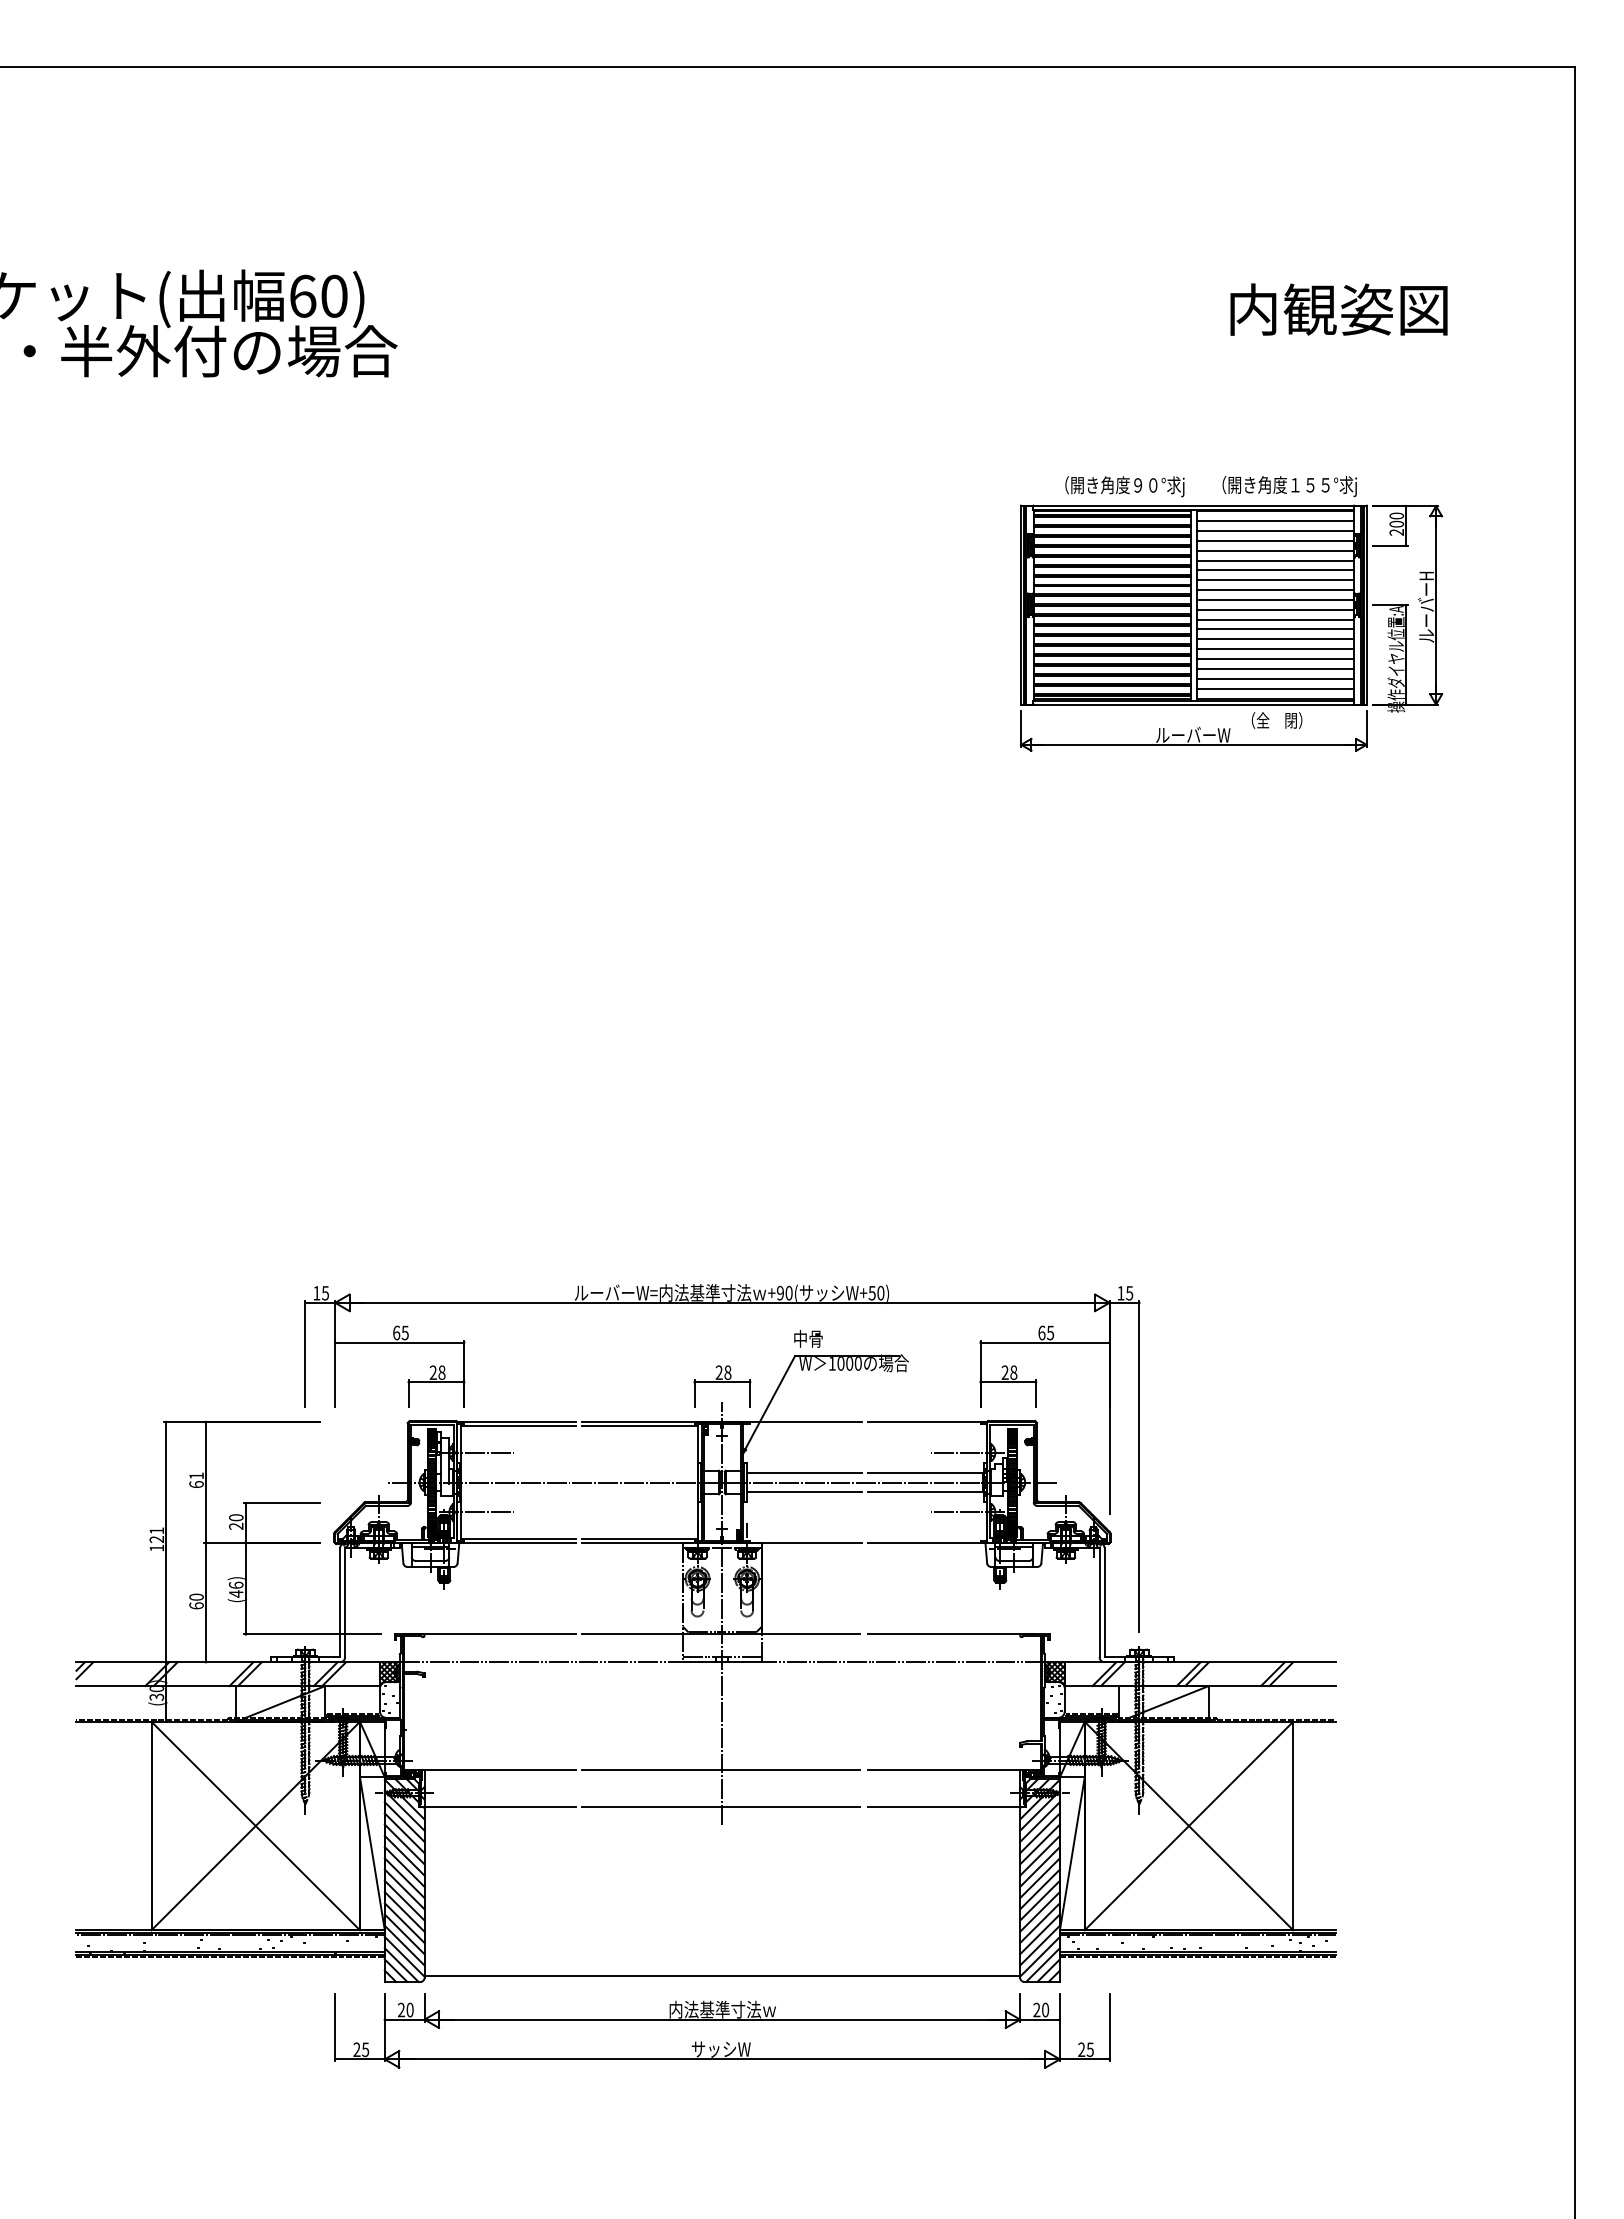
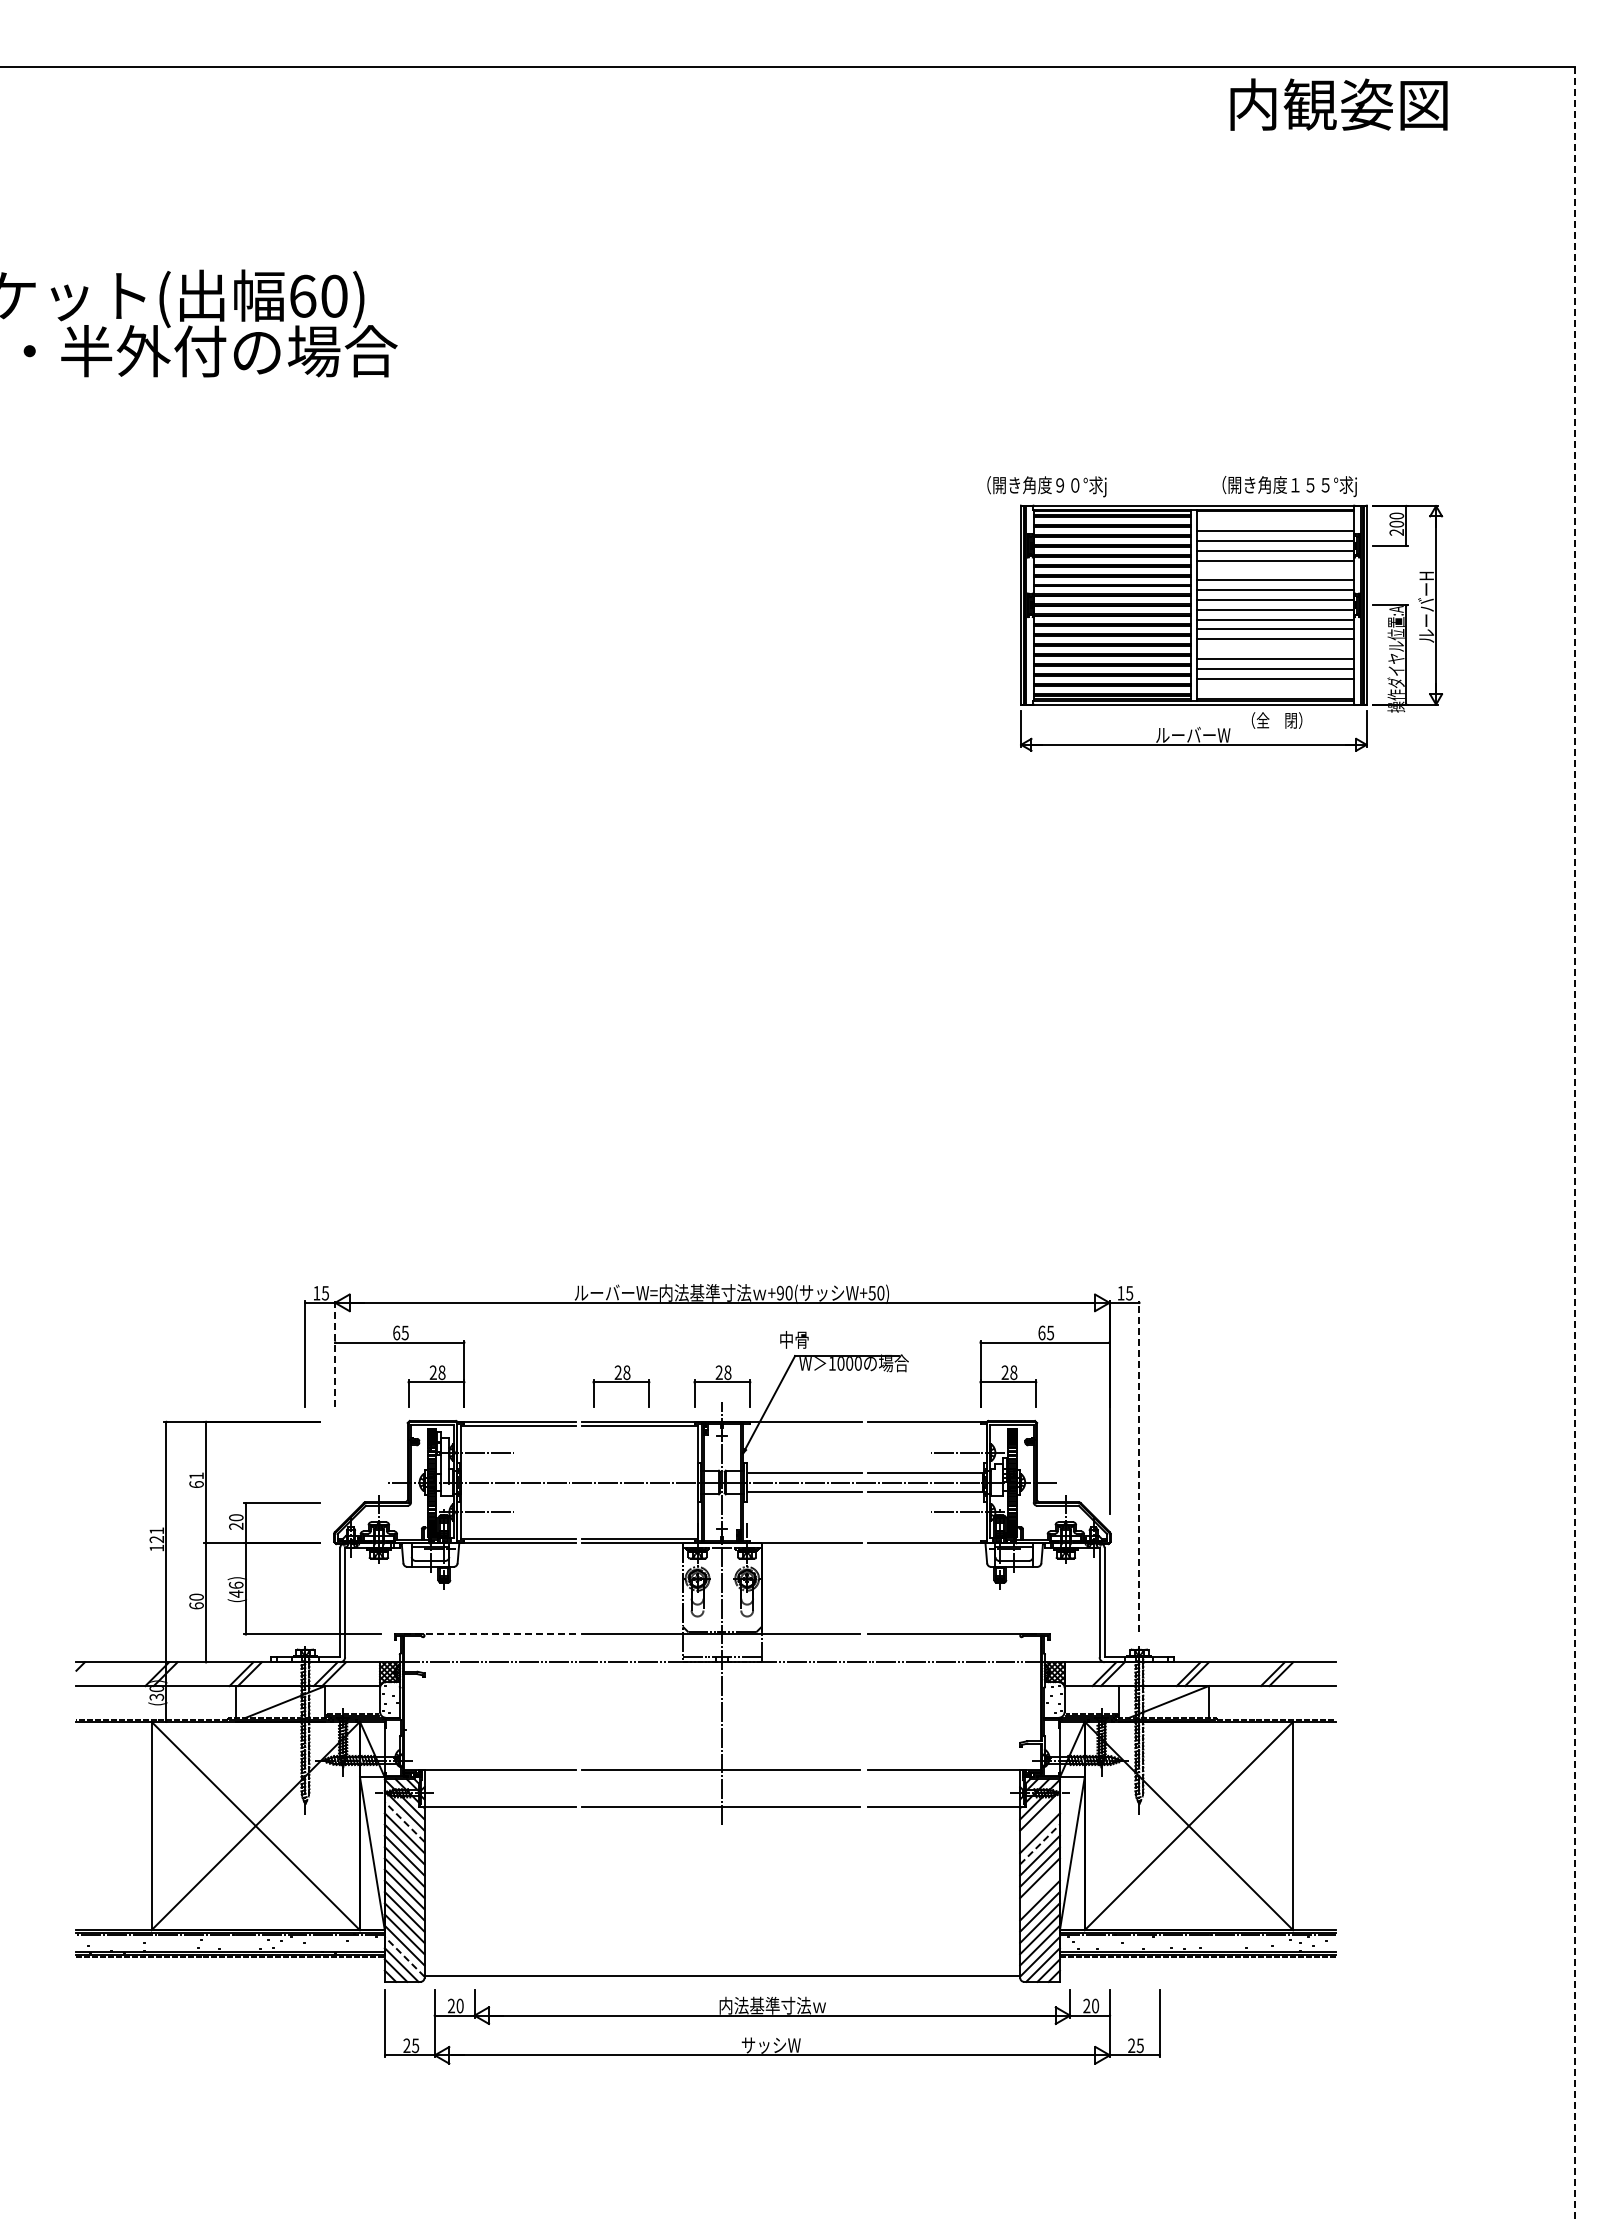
text position: (1338, 309) -> (1338, 104) (1338, 104)
text position: (1124, 486) -> (1046, 486) (1046, 486)
line: present -> none (1274, 521)
line: present -> none (1274, 569)
line: present -> none (1274, 649)
line: present -> none (1274, 689)
line: solid -> dashed (1575, 1142)
text position: (808, 1338) -> (794, 1339) (794, 1339)
line: solid -> dashed (335, 1353)
part: none -> present (621, 1386)
line: solid -> dashed (1139, 1465)
line: solid -> dashed (490, 1634)
line: present -> none (84, 1670)
line: solid -> dashed (404, 1821)
line: present -> none (1039, 1821)
line: solid -> dashed (1040, 1844)
line: present -> none (1039, 1889)
line: solid -> dashed (404, 1956)
part position: (722, 2030) -> (772, 2026) (772, 2026)
